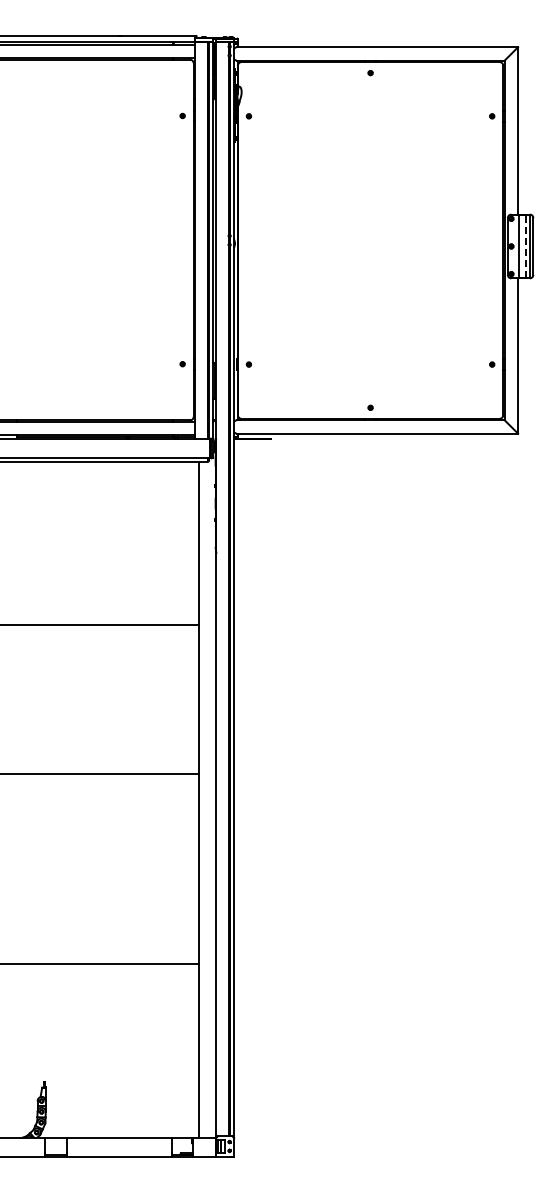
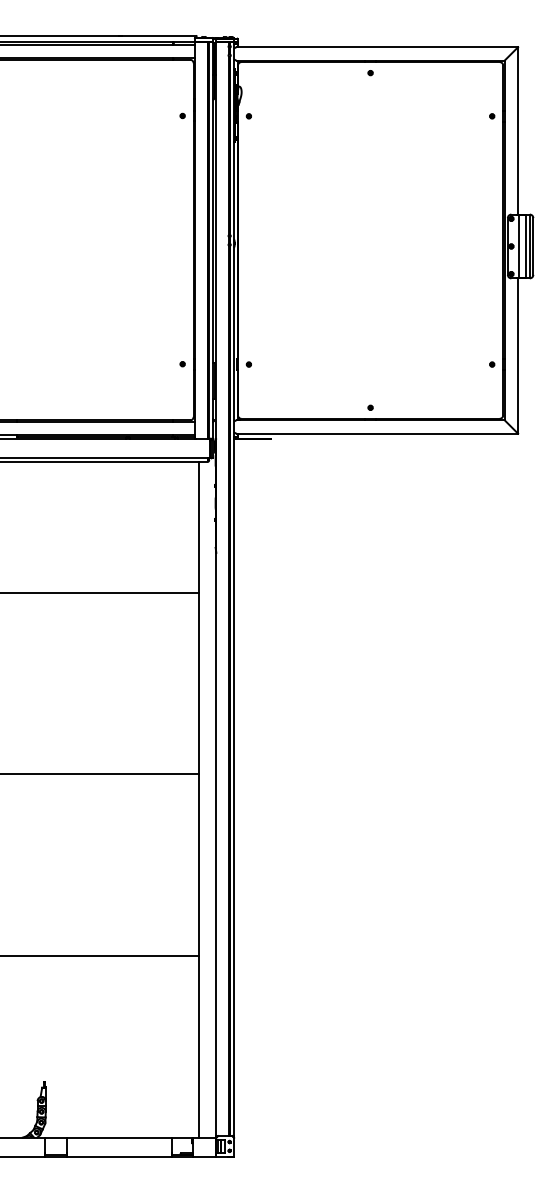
line: dashed -> solid (525, 246)
line position: (100, 624) -> (100, 592) (100, 592)
line position: (100, 964) -> (100, 956) (100, 956)
